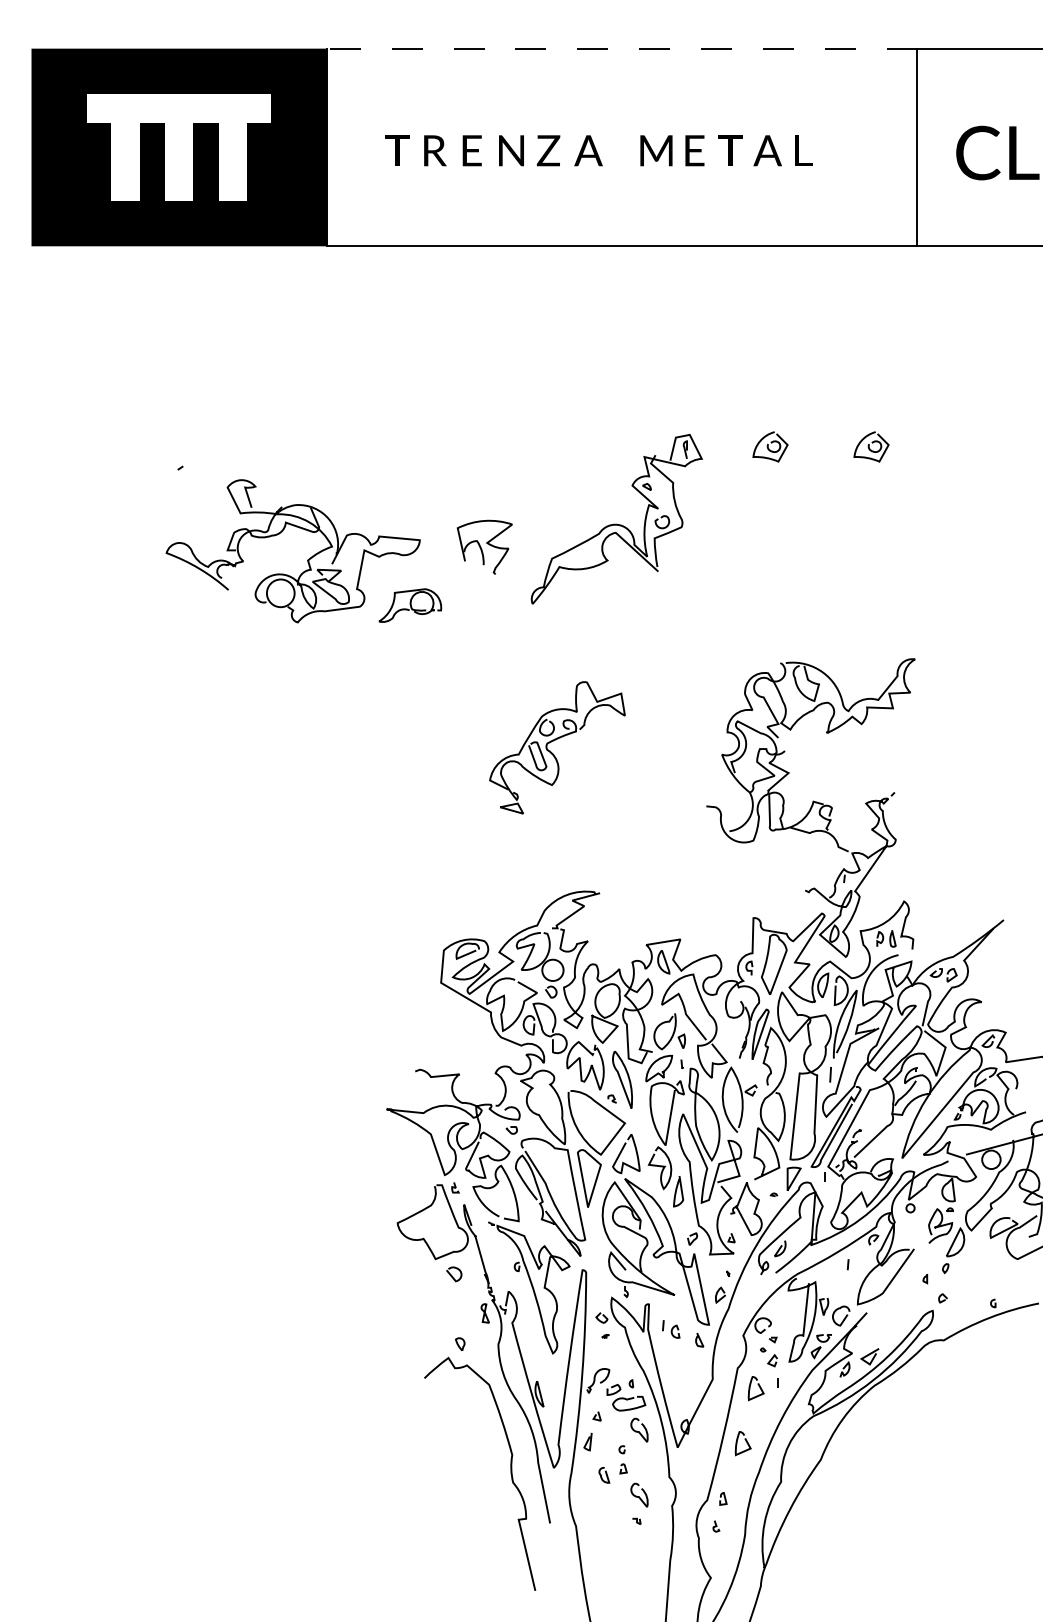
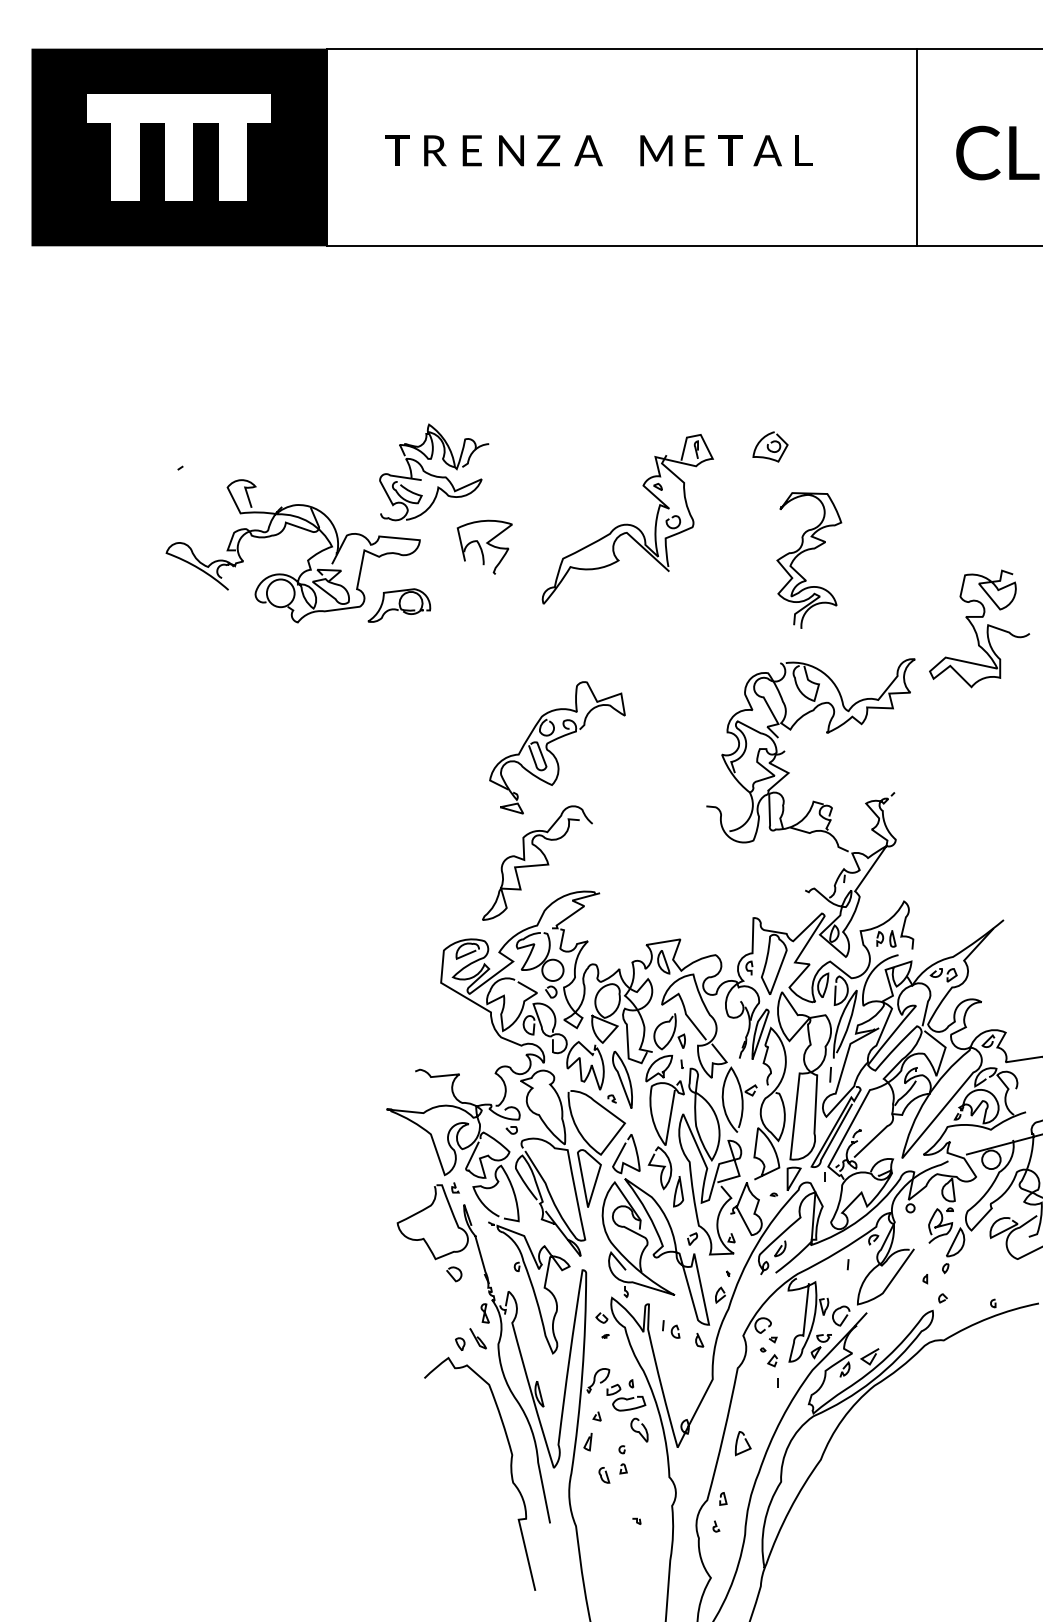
line: dashed -> solid (621, 49)
part: present -> none (871, 446)
part: none -> present (434, 472)
part position: (616, 519) -> (627, 519) (627, 519)
part: none -> present (806, 551)
part position: (410, 605) -> (399, 605) (399, 605)
curve: none -> present (975, 628)
curve: none -> present (537, 864)
curve: none -> present (477, 1338)
curve: present -> none (758, 1386)
curve: present -> none (639, 1496)
